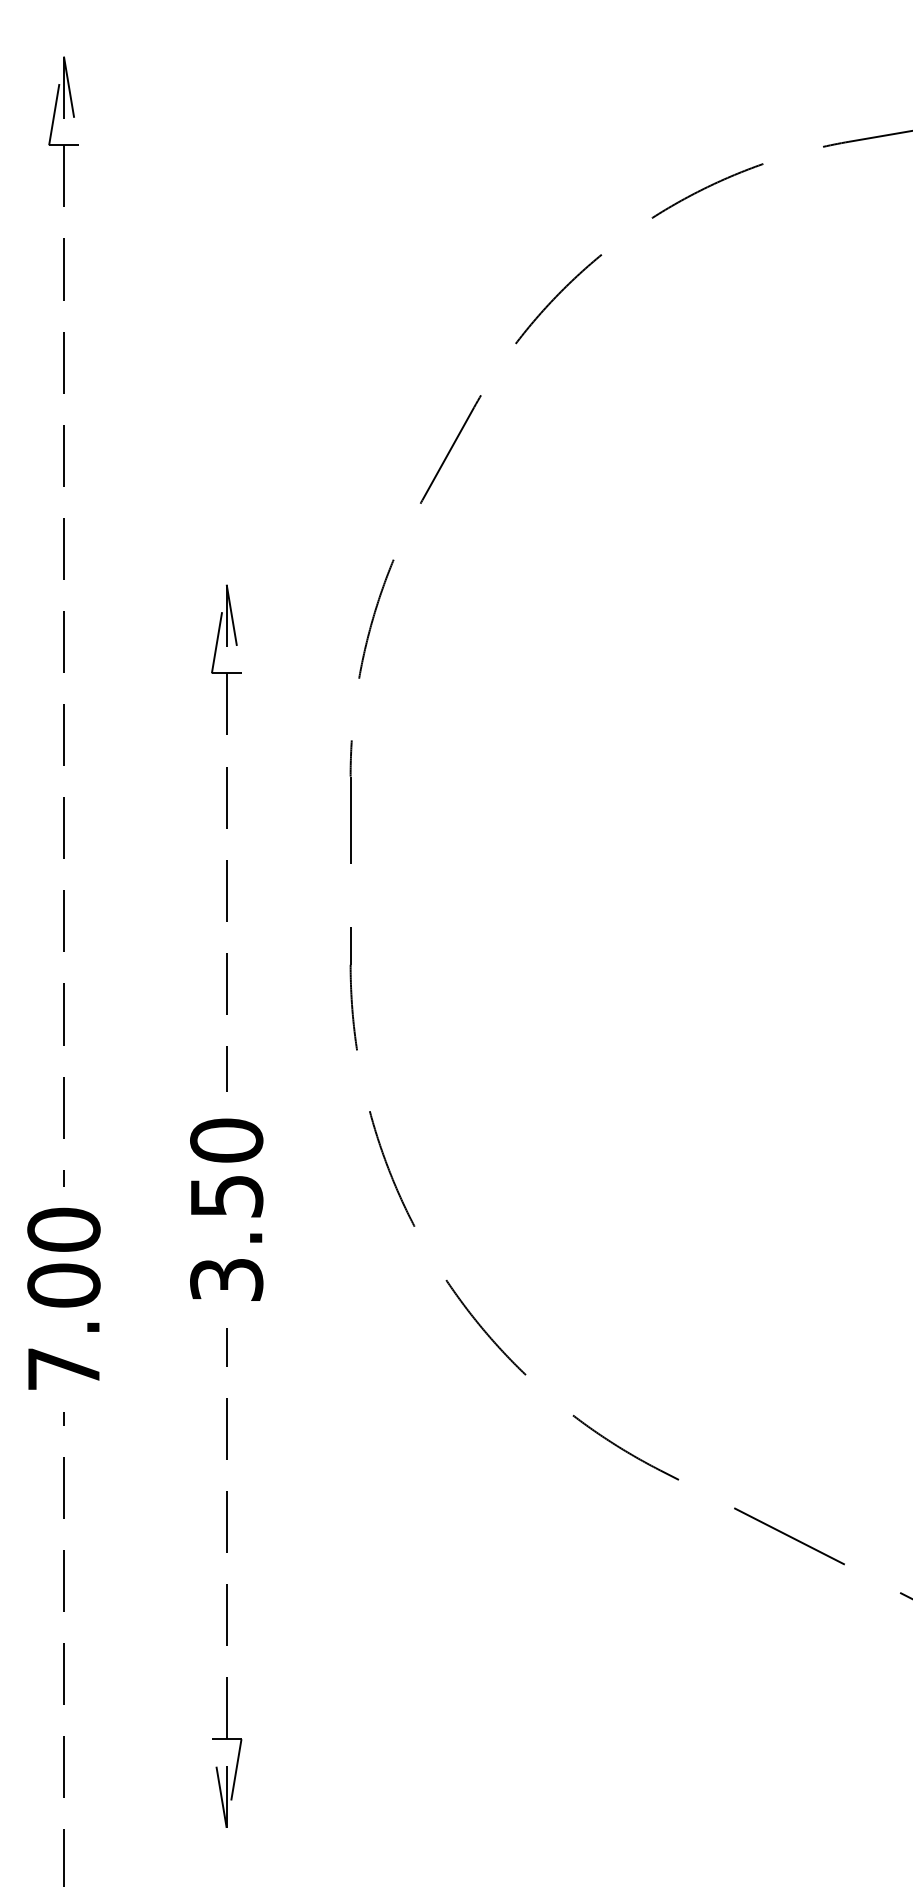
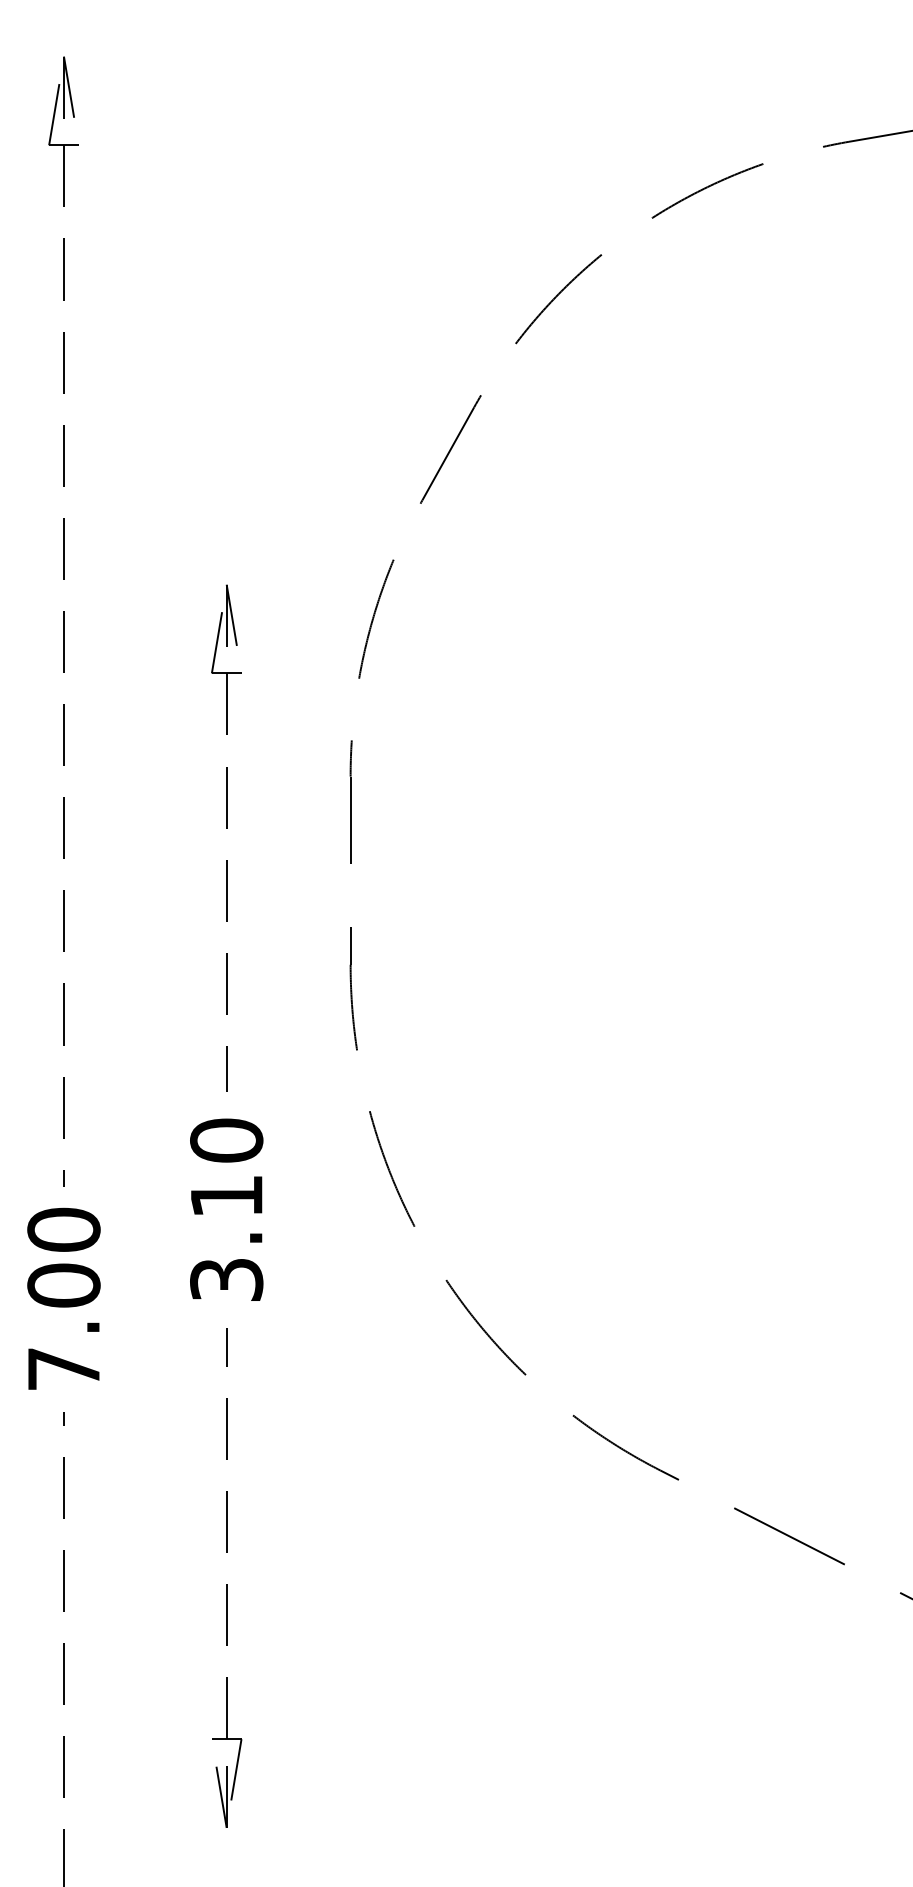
text: 3.50 -> 3.10 (227, 1196)
